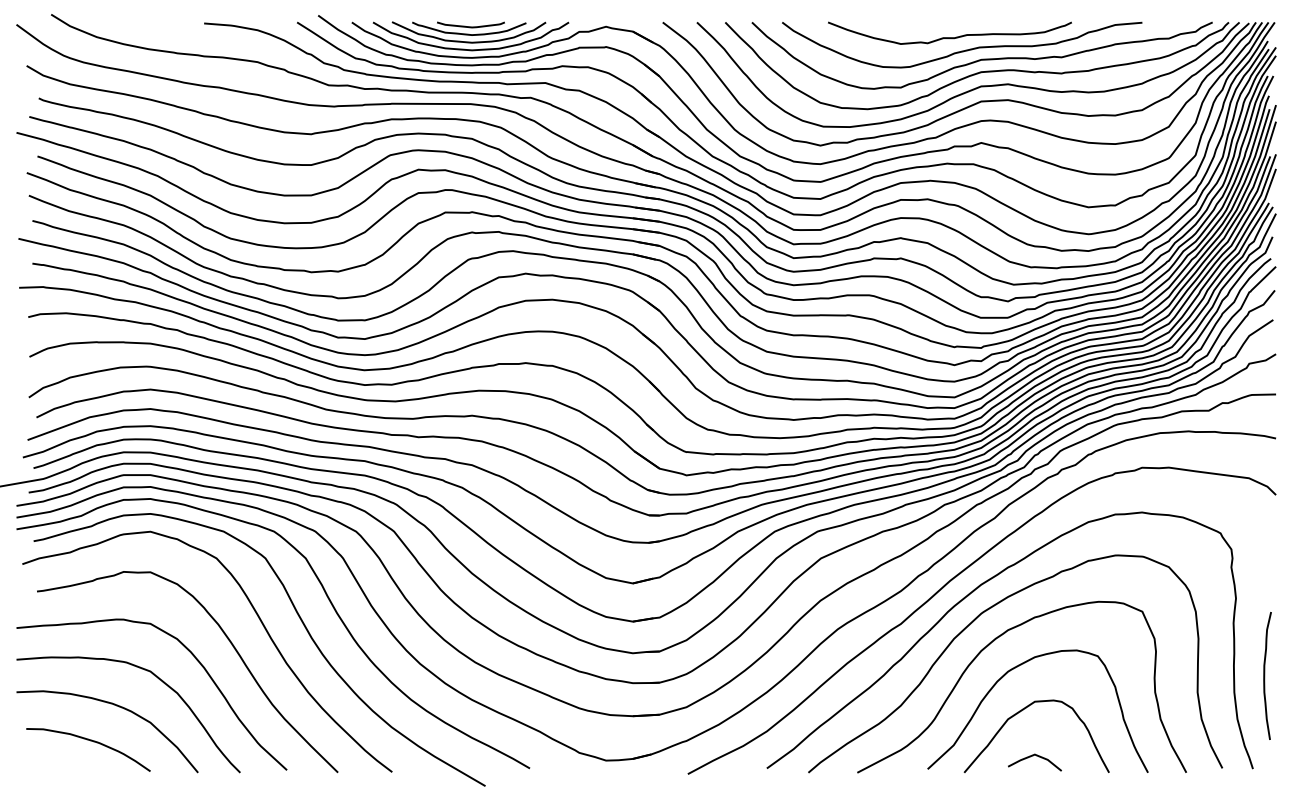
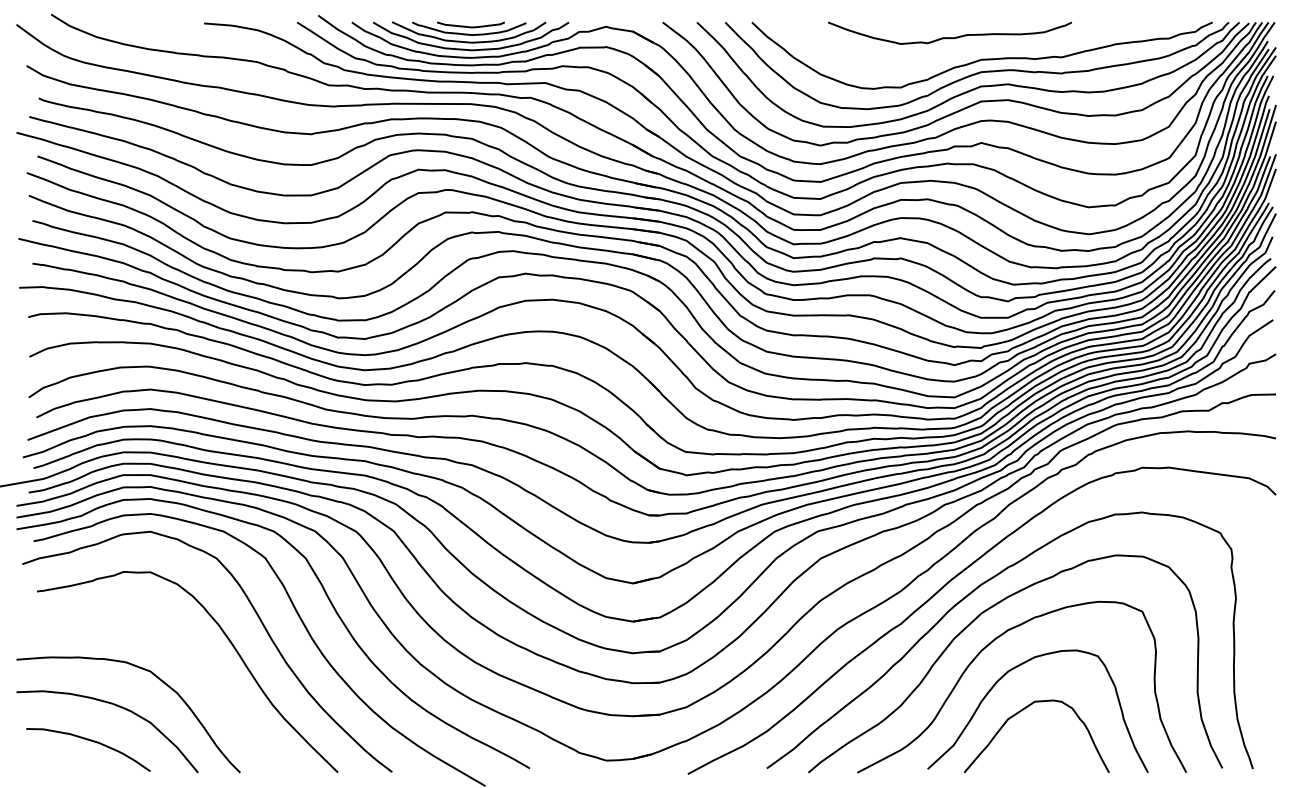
curve: present -> none (965, 49)
curve: present -> none (195, 659)
curve: present -> none (1265, 675)
line: present -> none (1033, 756)
